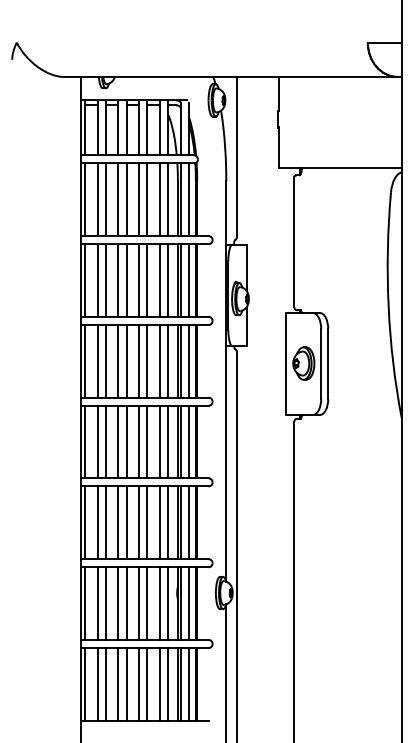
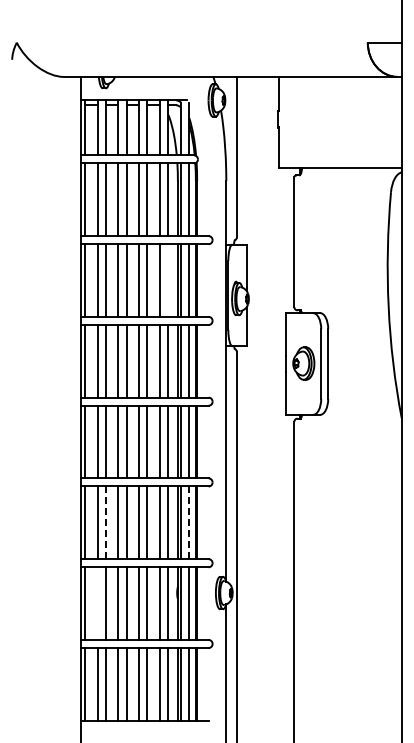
line: present -> none (168, 280)
line: solid -> dashed (105, 522)
line: solid -> dashed (189, 522)
line: present -> none (97, 603)
